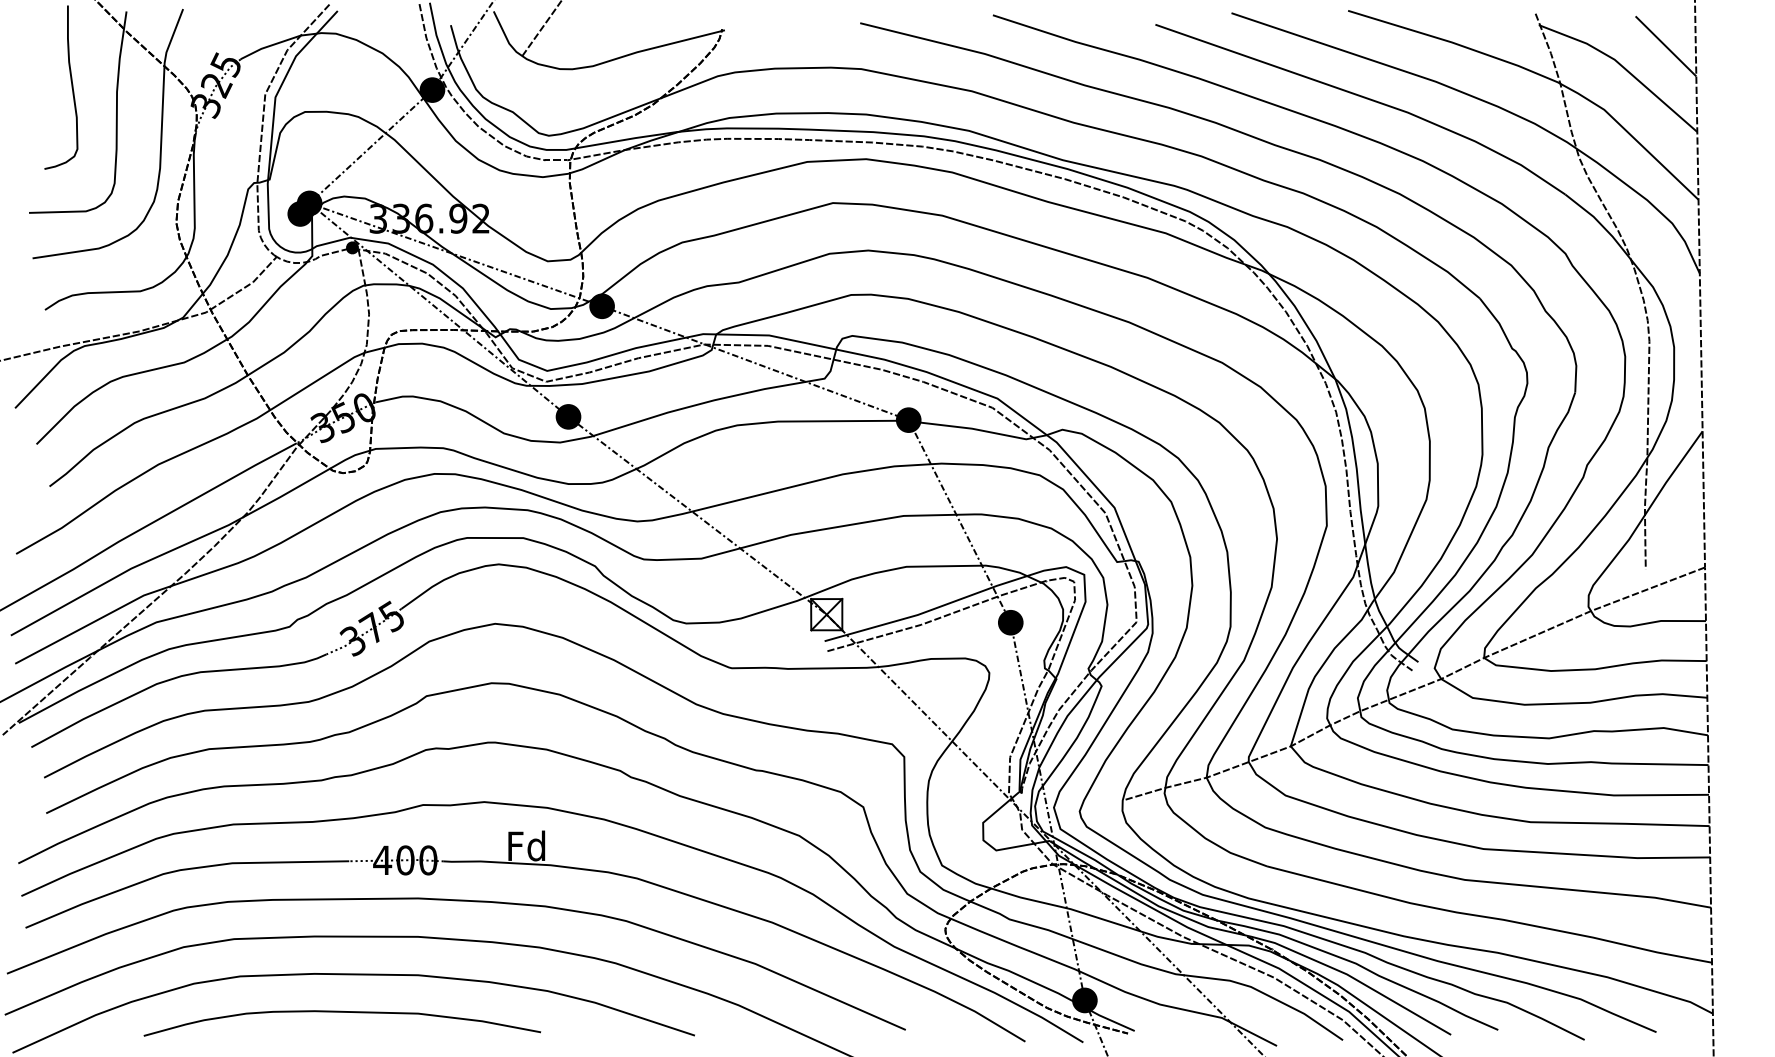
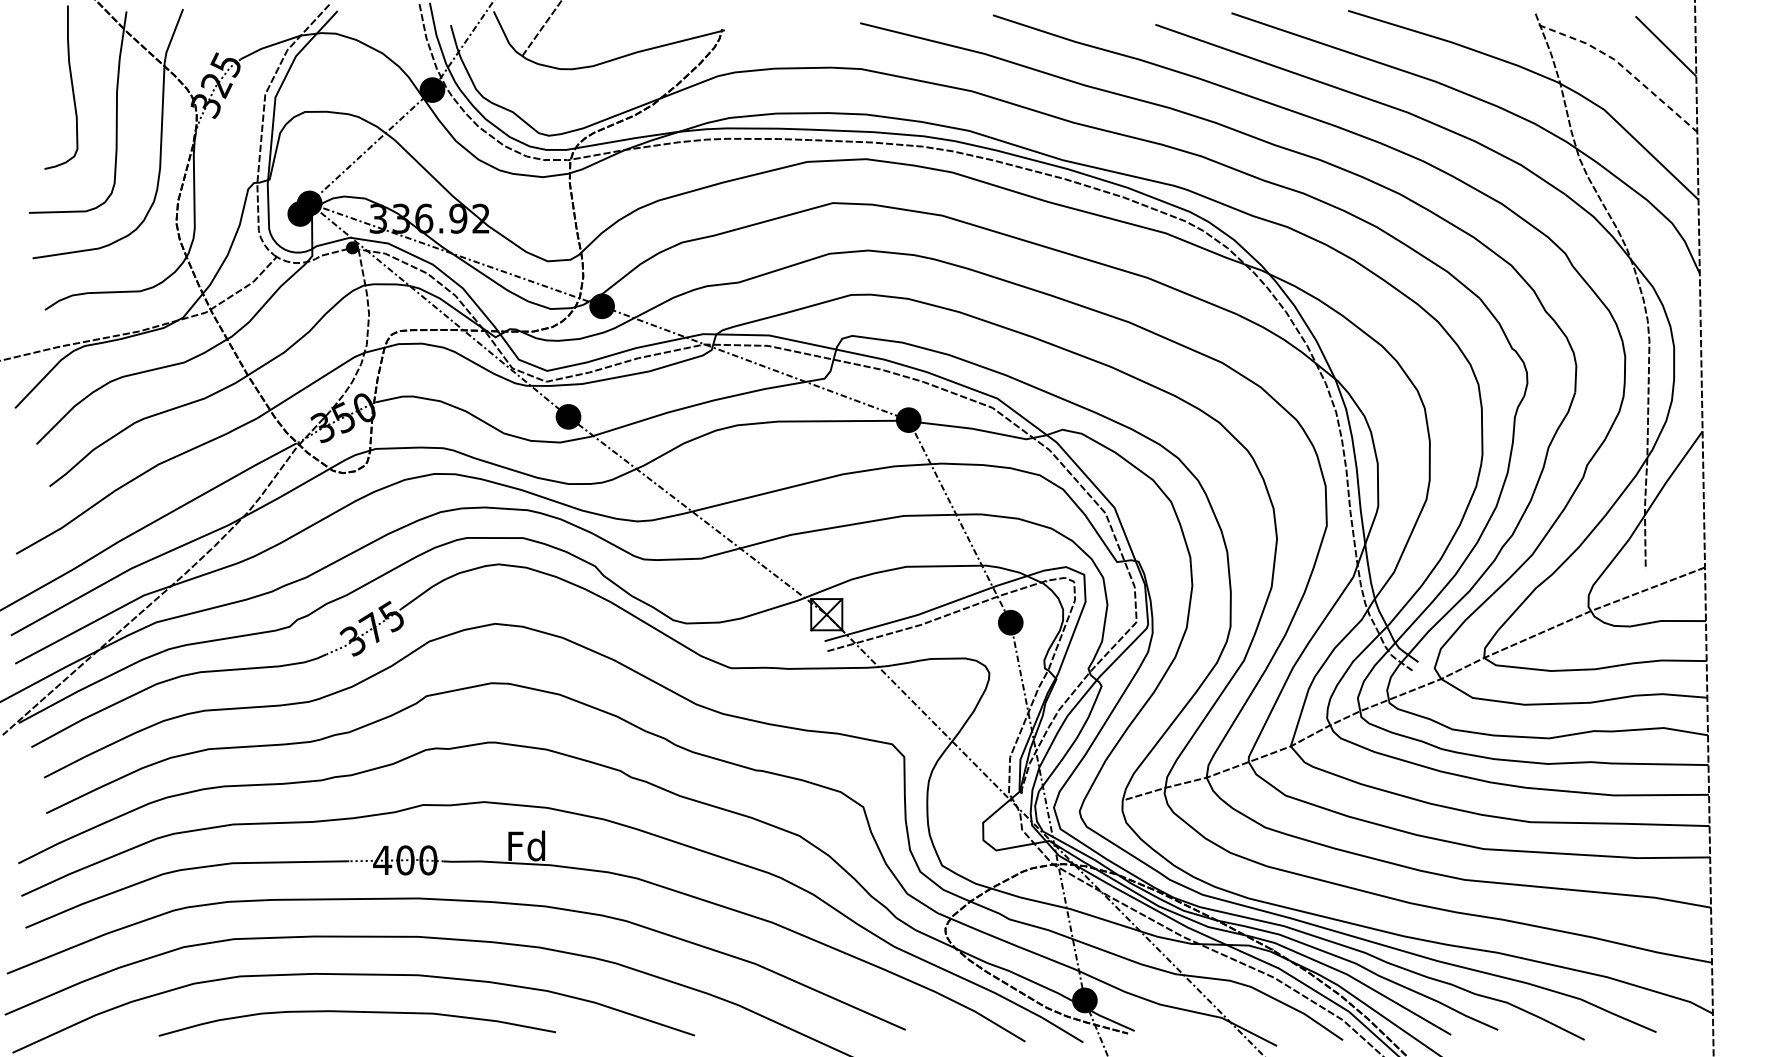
line: solid -> dashed (1623, 67)
curve position: (342, 1012) -> (357, 1012) (357, 1012)
